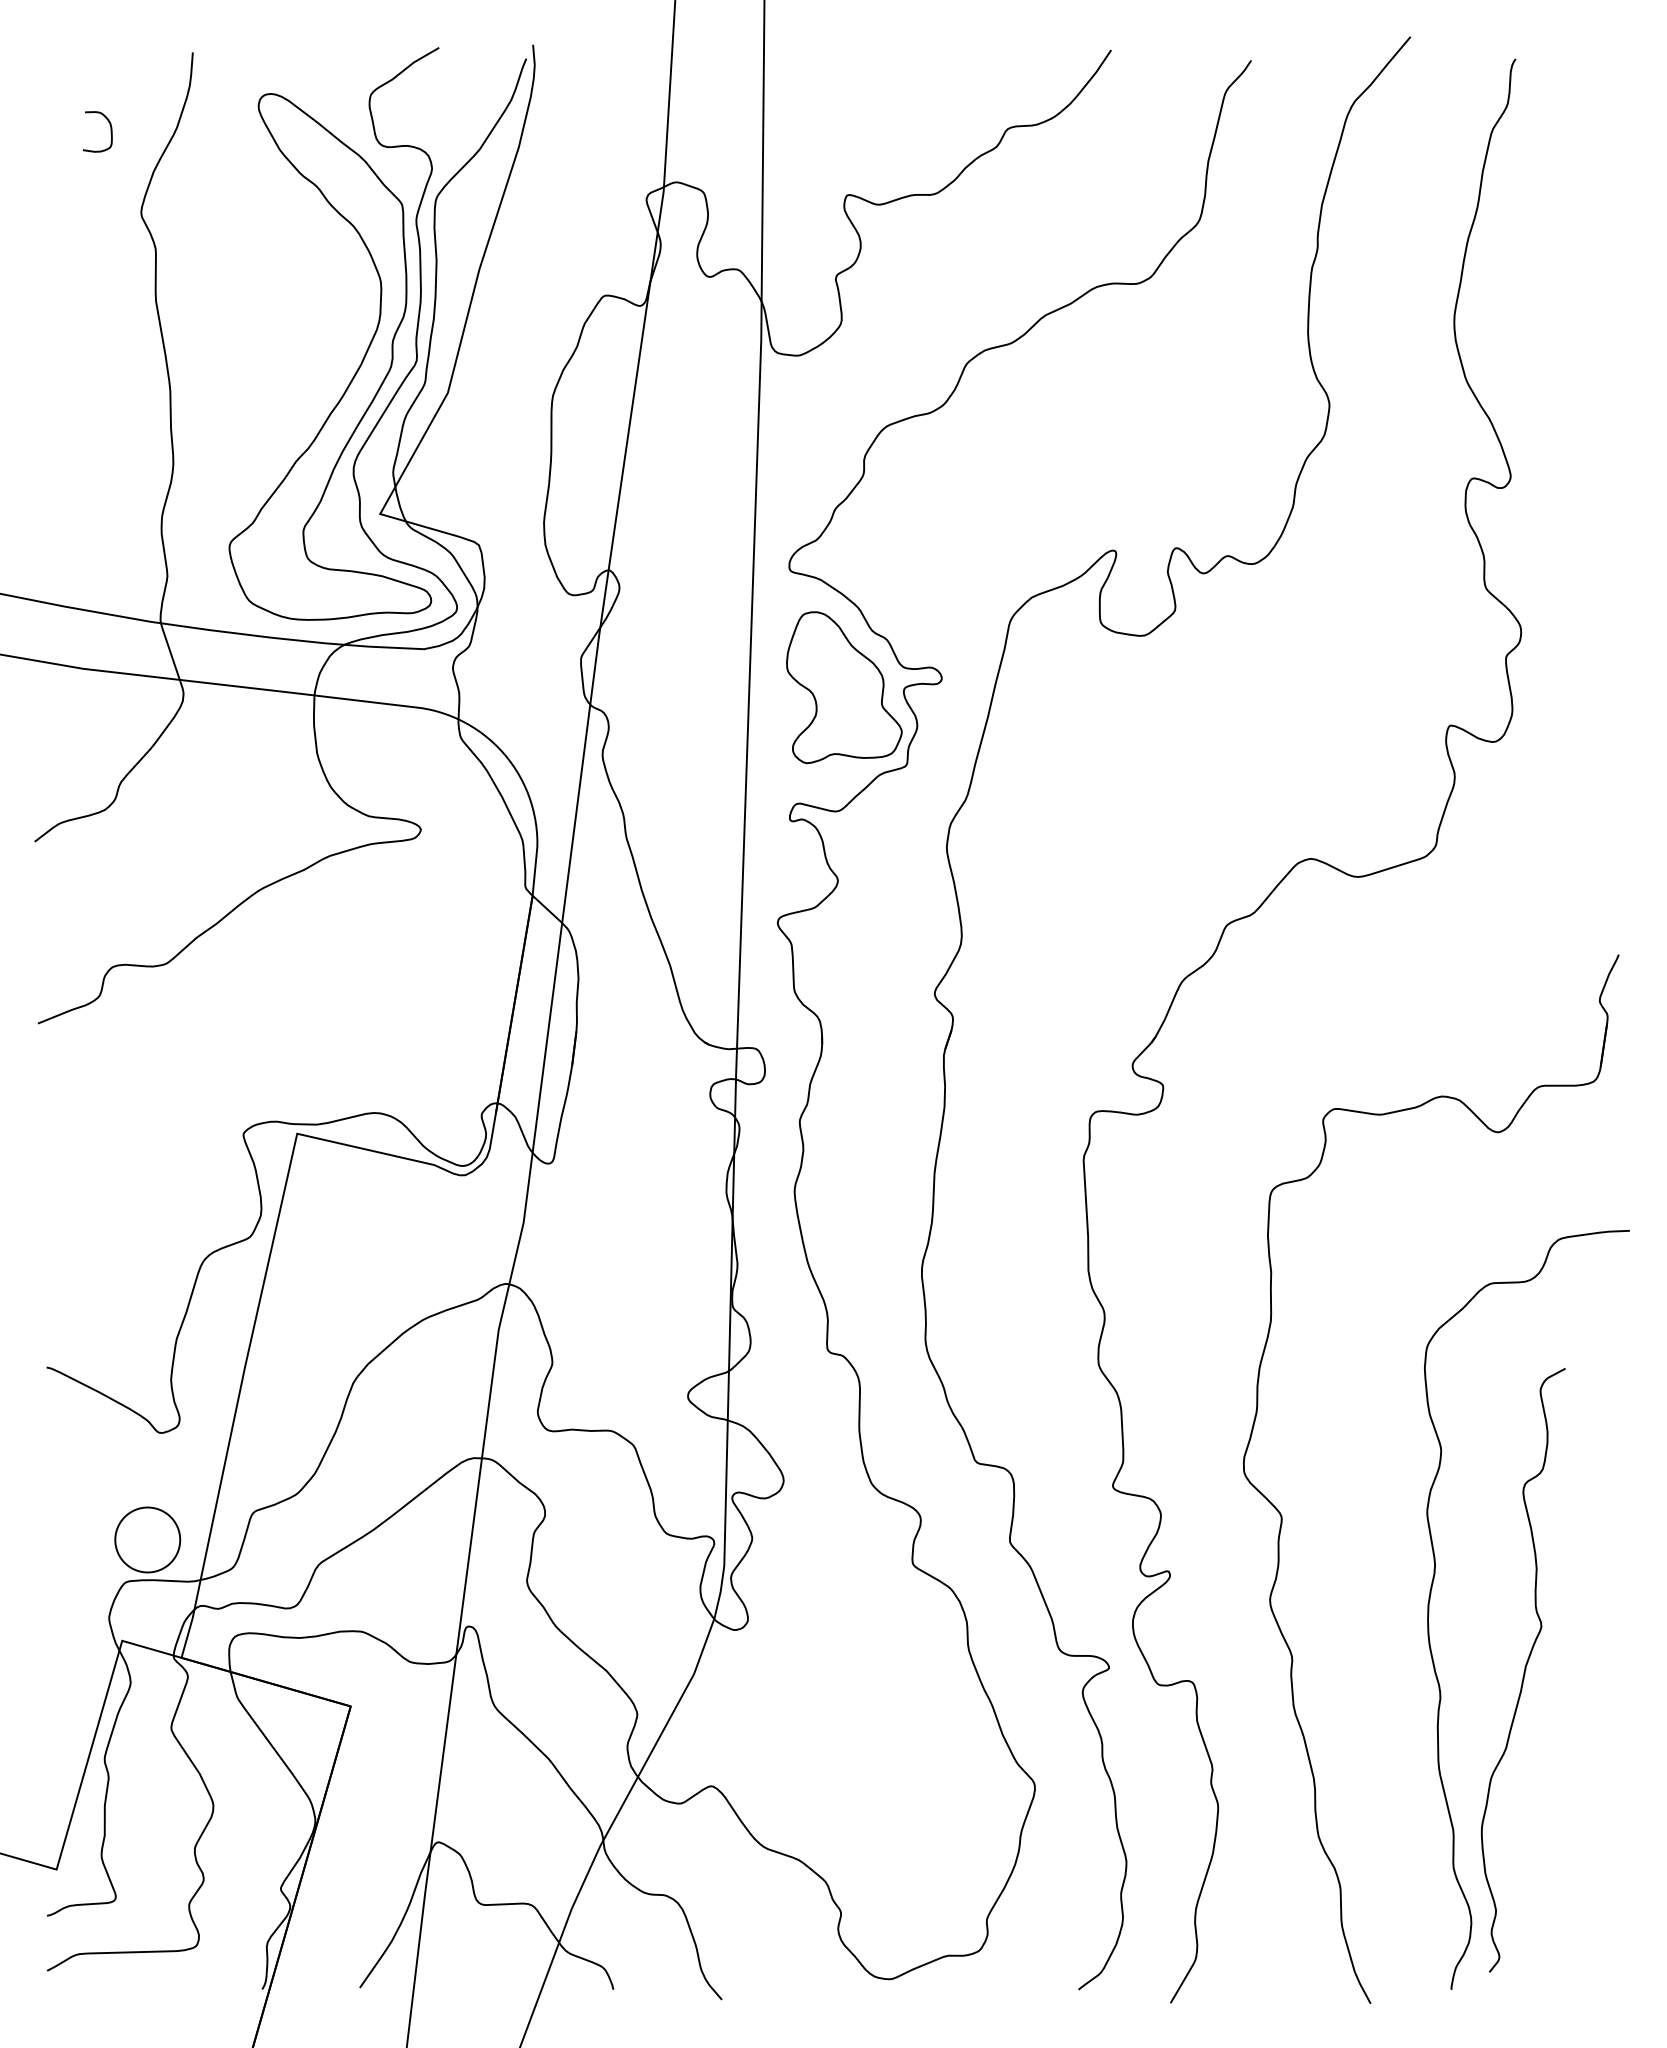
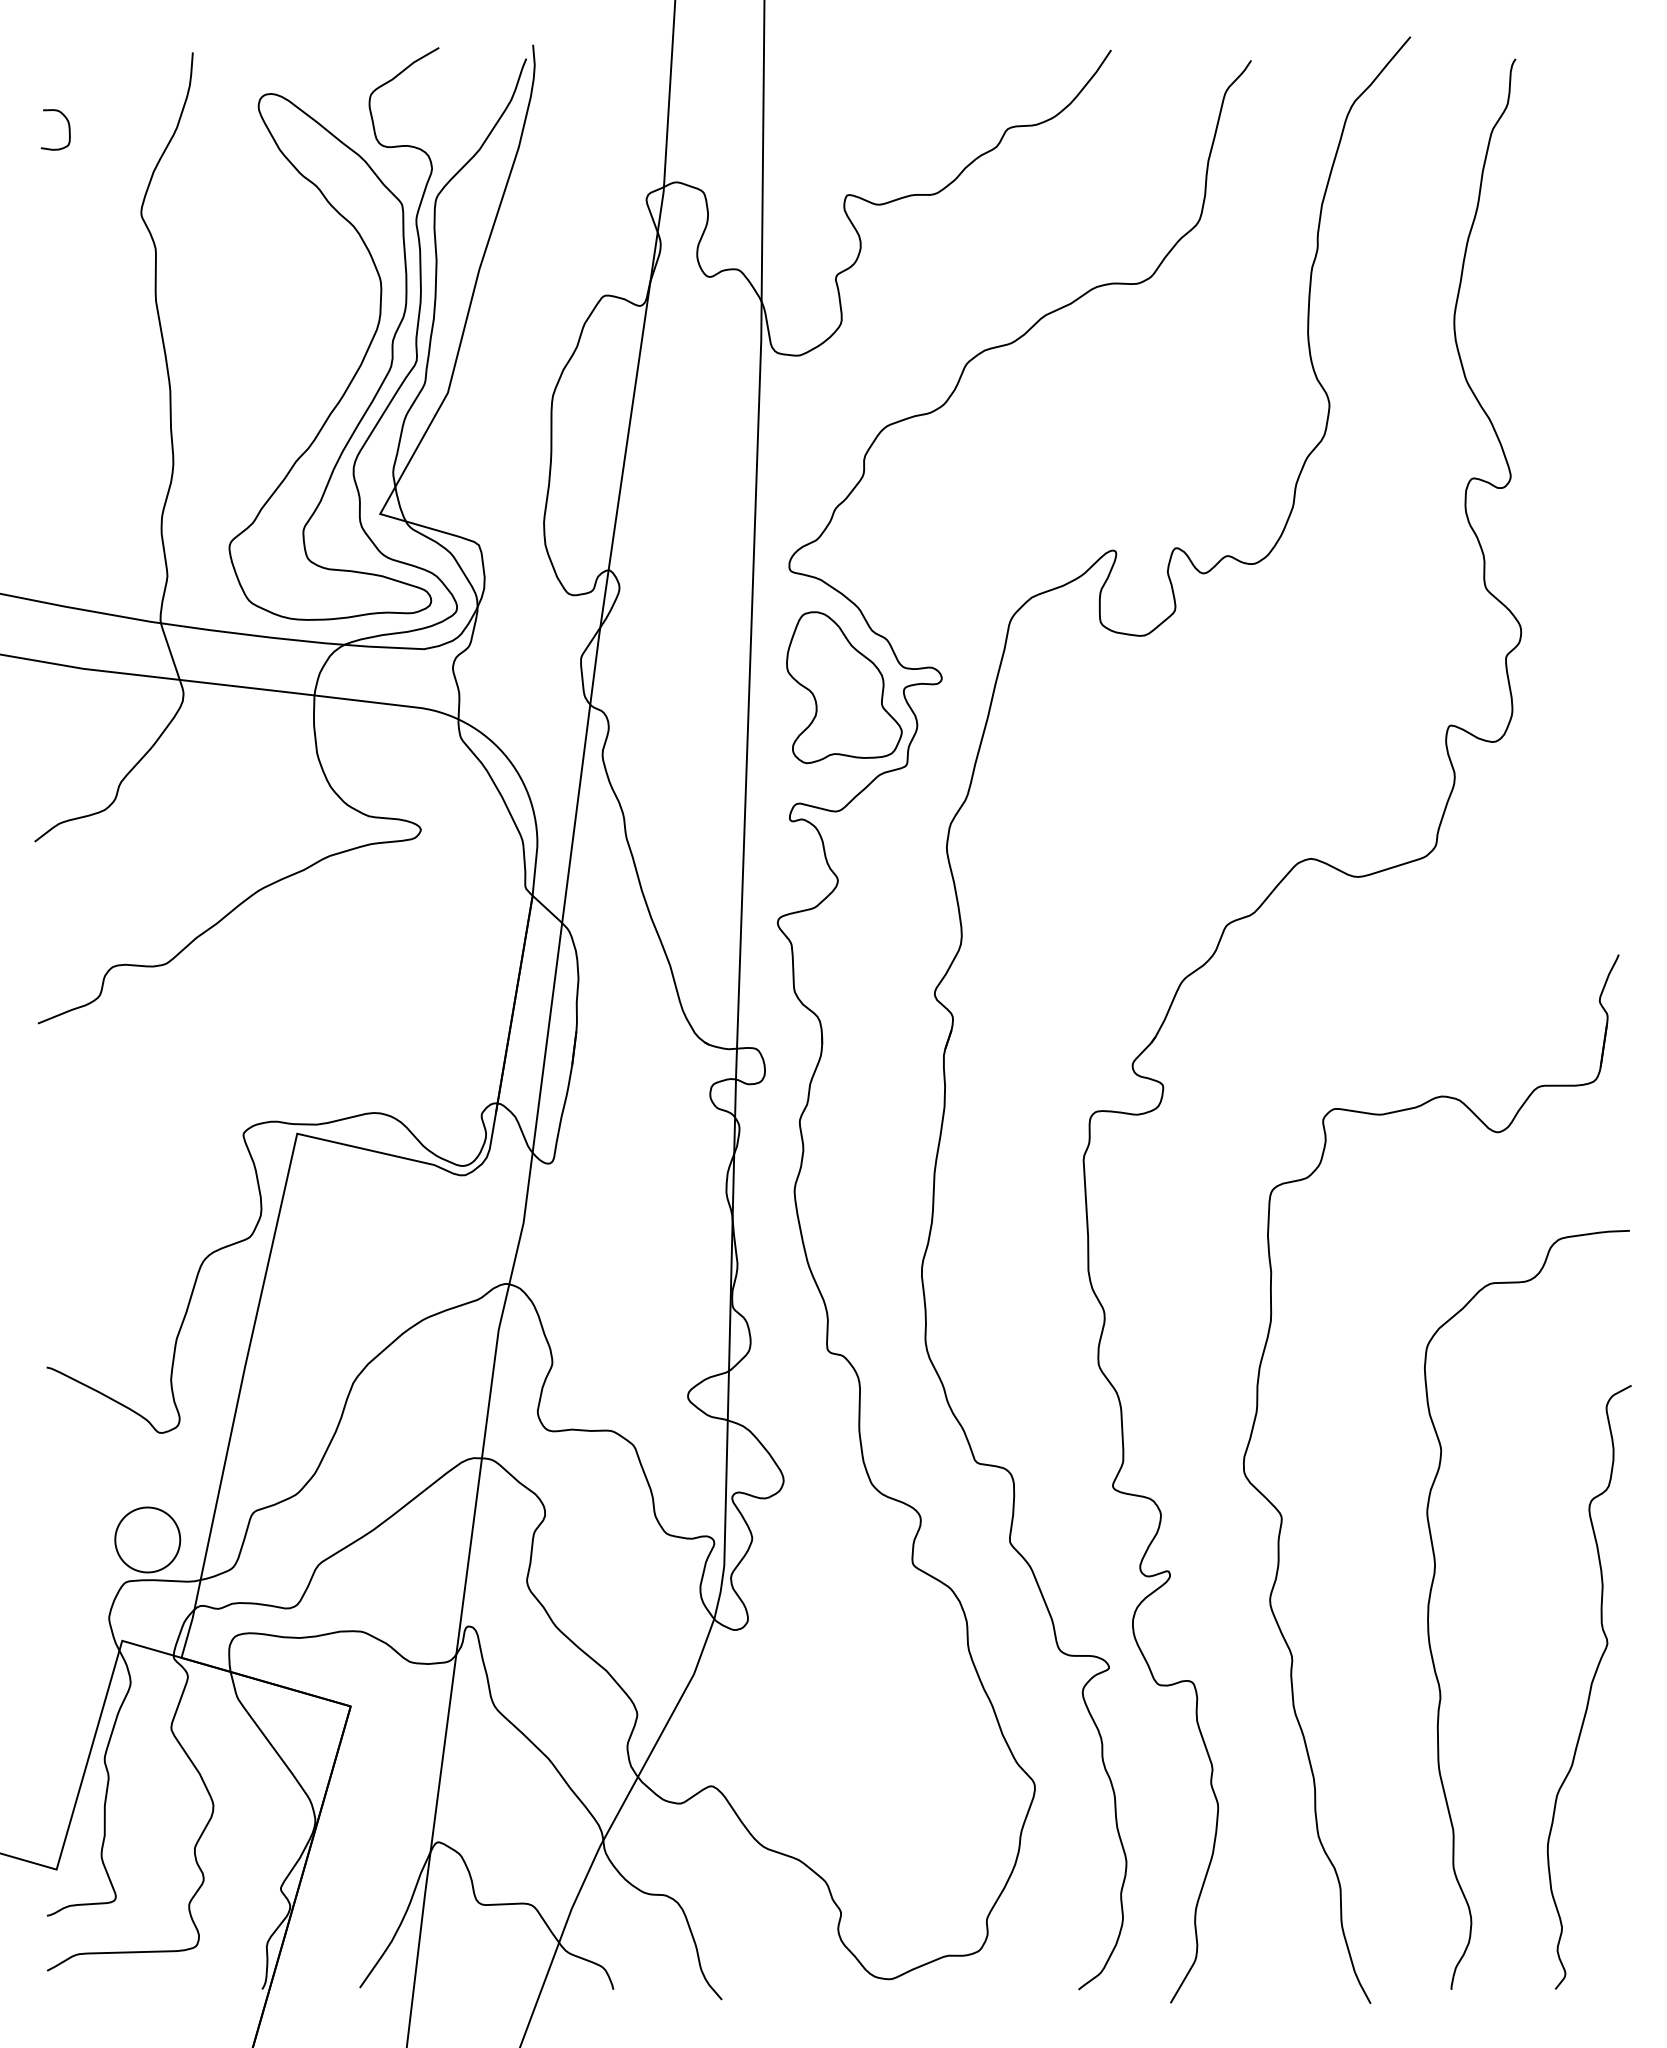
curve position: (110, 131) -> (68, 129) (68, 129)
curve position: (1523, 1671) -> (1589, 1688) (1589, 1688)
